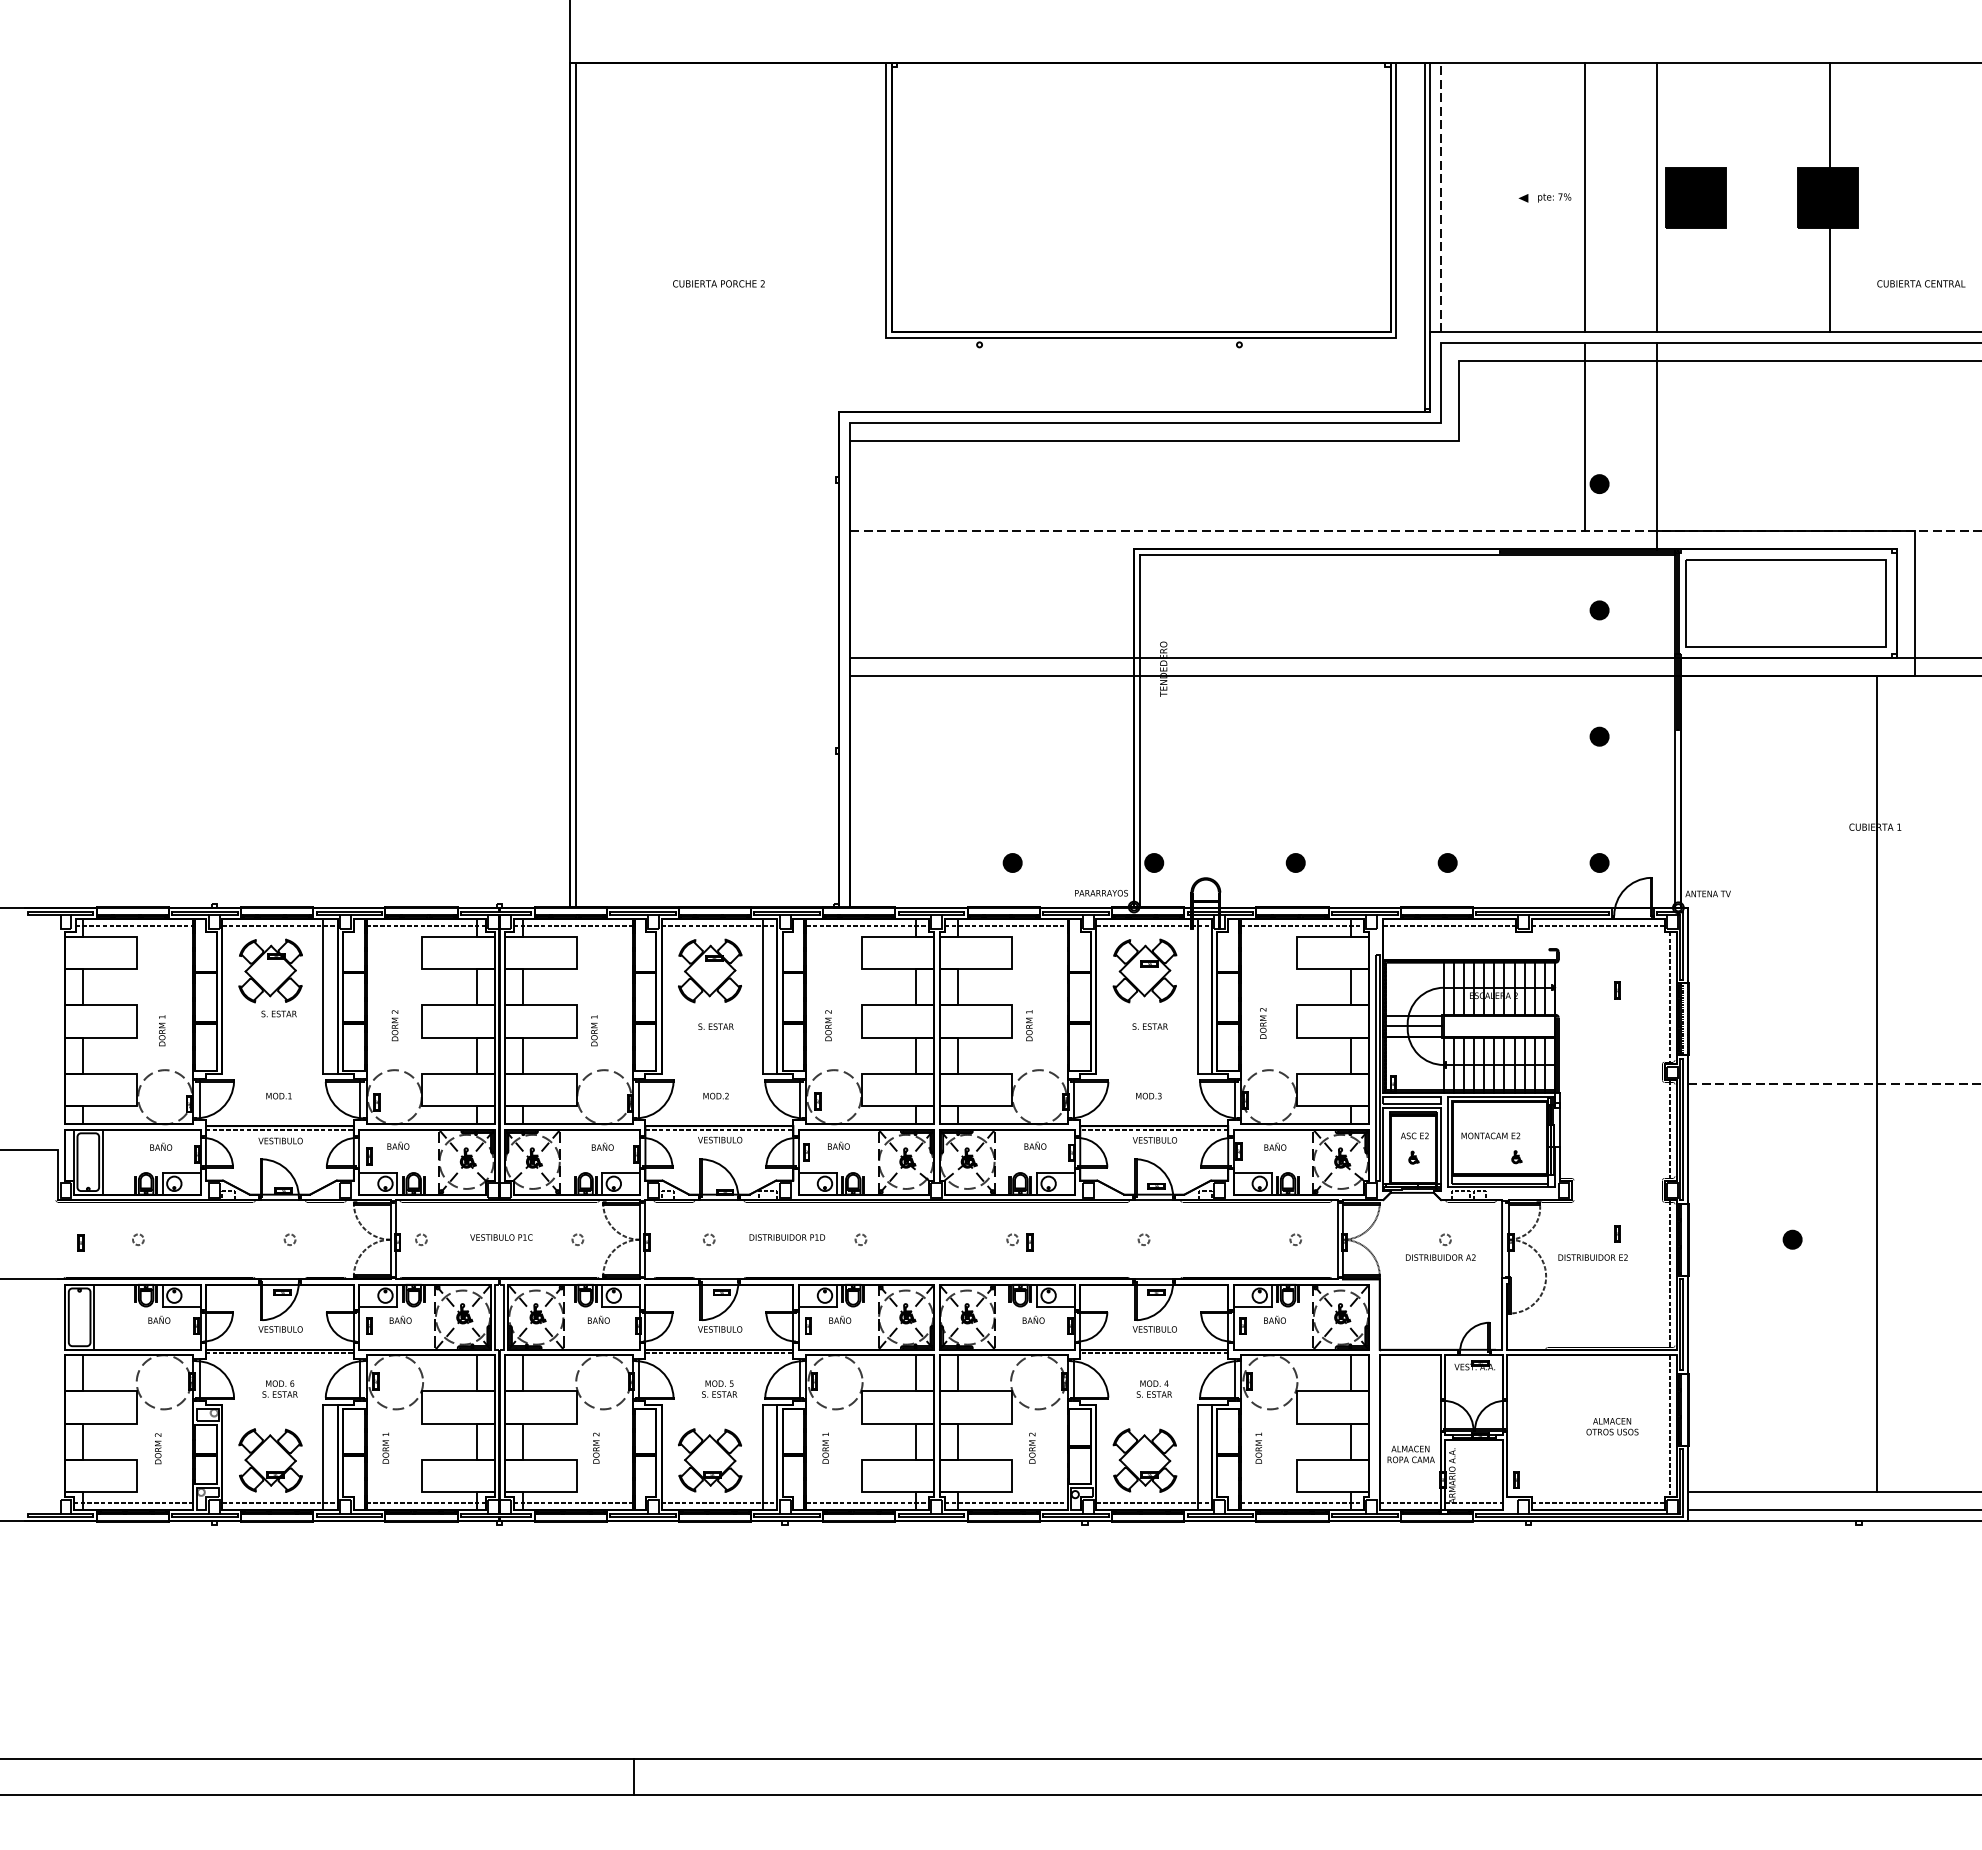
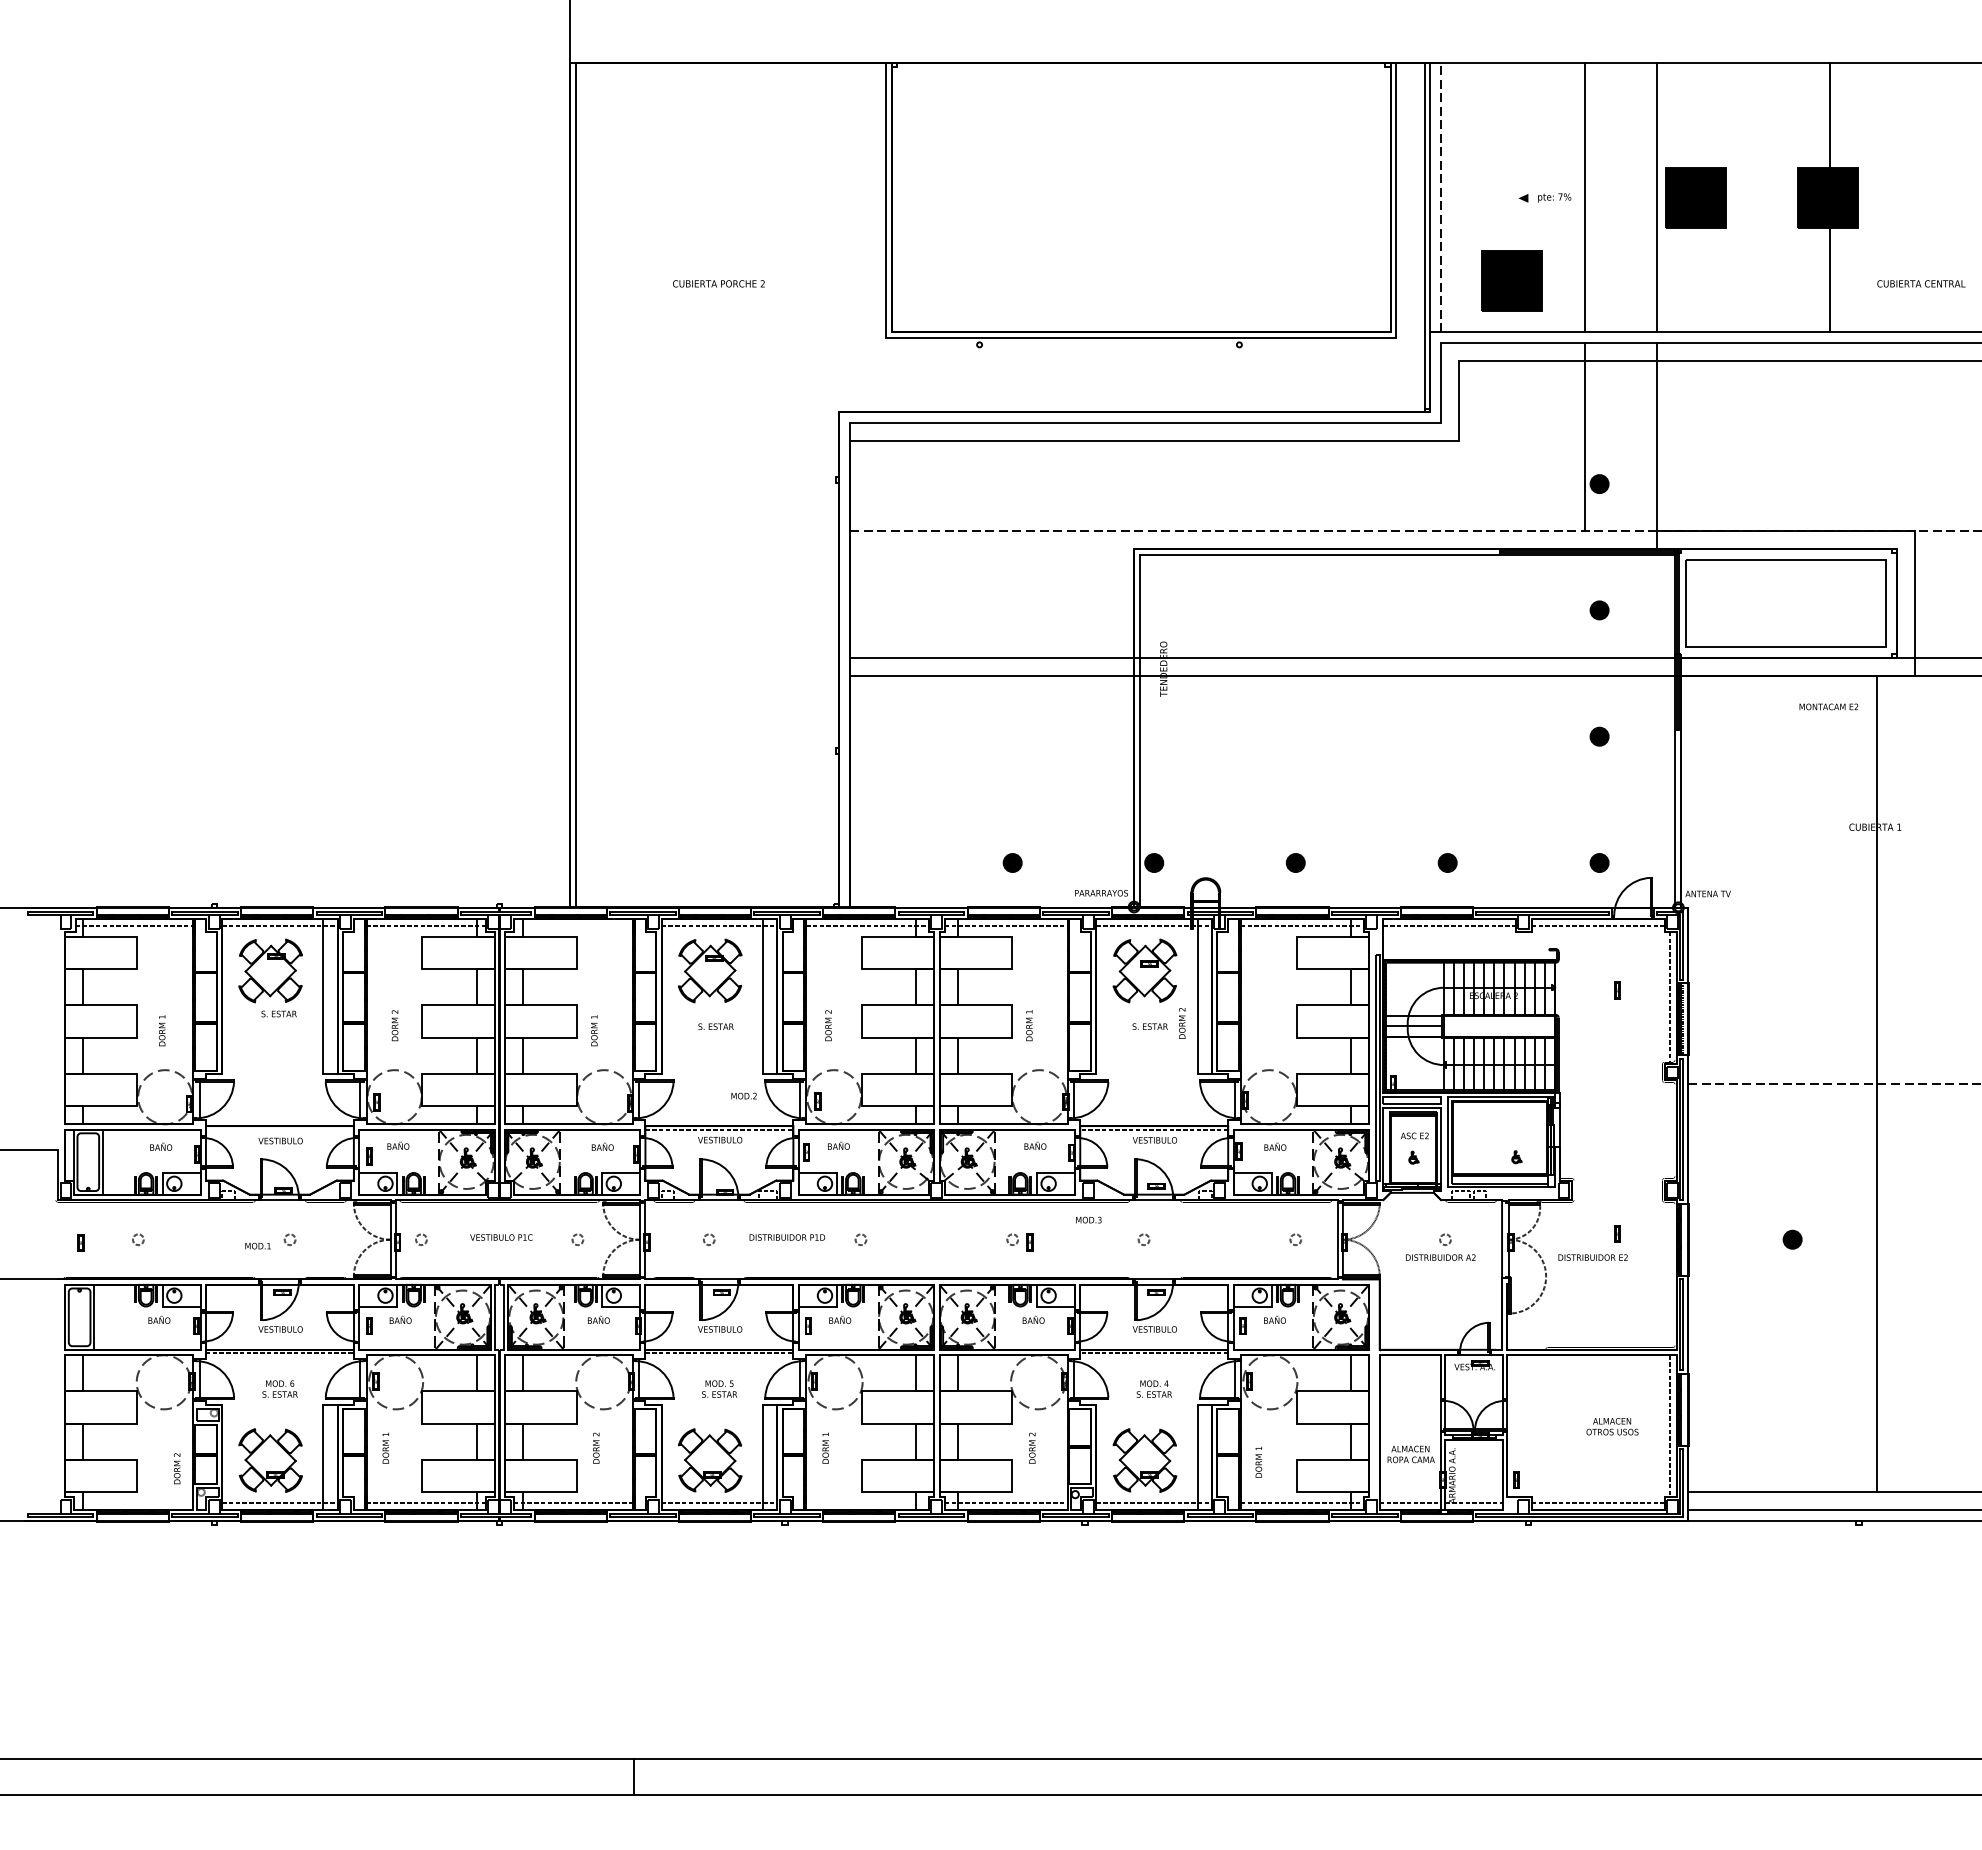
part: none -> present (1511, 280)
line: present -> none (572, 925)
text position: (1263, 1023) -> (1182, 1023) (1182, 1023)
text position: (278, 1095) -> (257, 1245) (257, 1245)
text position: (715, 1095) -> (743, 1095) (743, 1095)
text position: (1148, 1095) -> (1088, 1219) (1088, 1219)
line: present -> none (279, 1129)
line: present -> none (1669, 1130)
text position: (1490, 1135) -> (1828, 706) (1828, 706)
line: present -> none (1669, 1274)
text position: (1258, 1447) -> (1258, 1461) (1258, 1461)
text position: (157, 1448) -> (176, 1468) (176, 1468)
line: present -> none (133, 1503)
line: present -> none (867, 1503)
